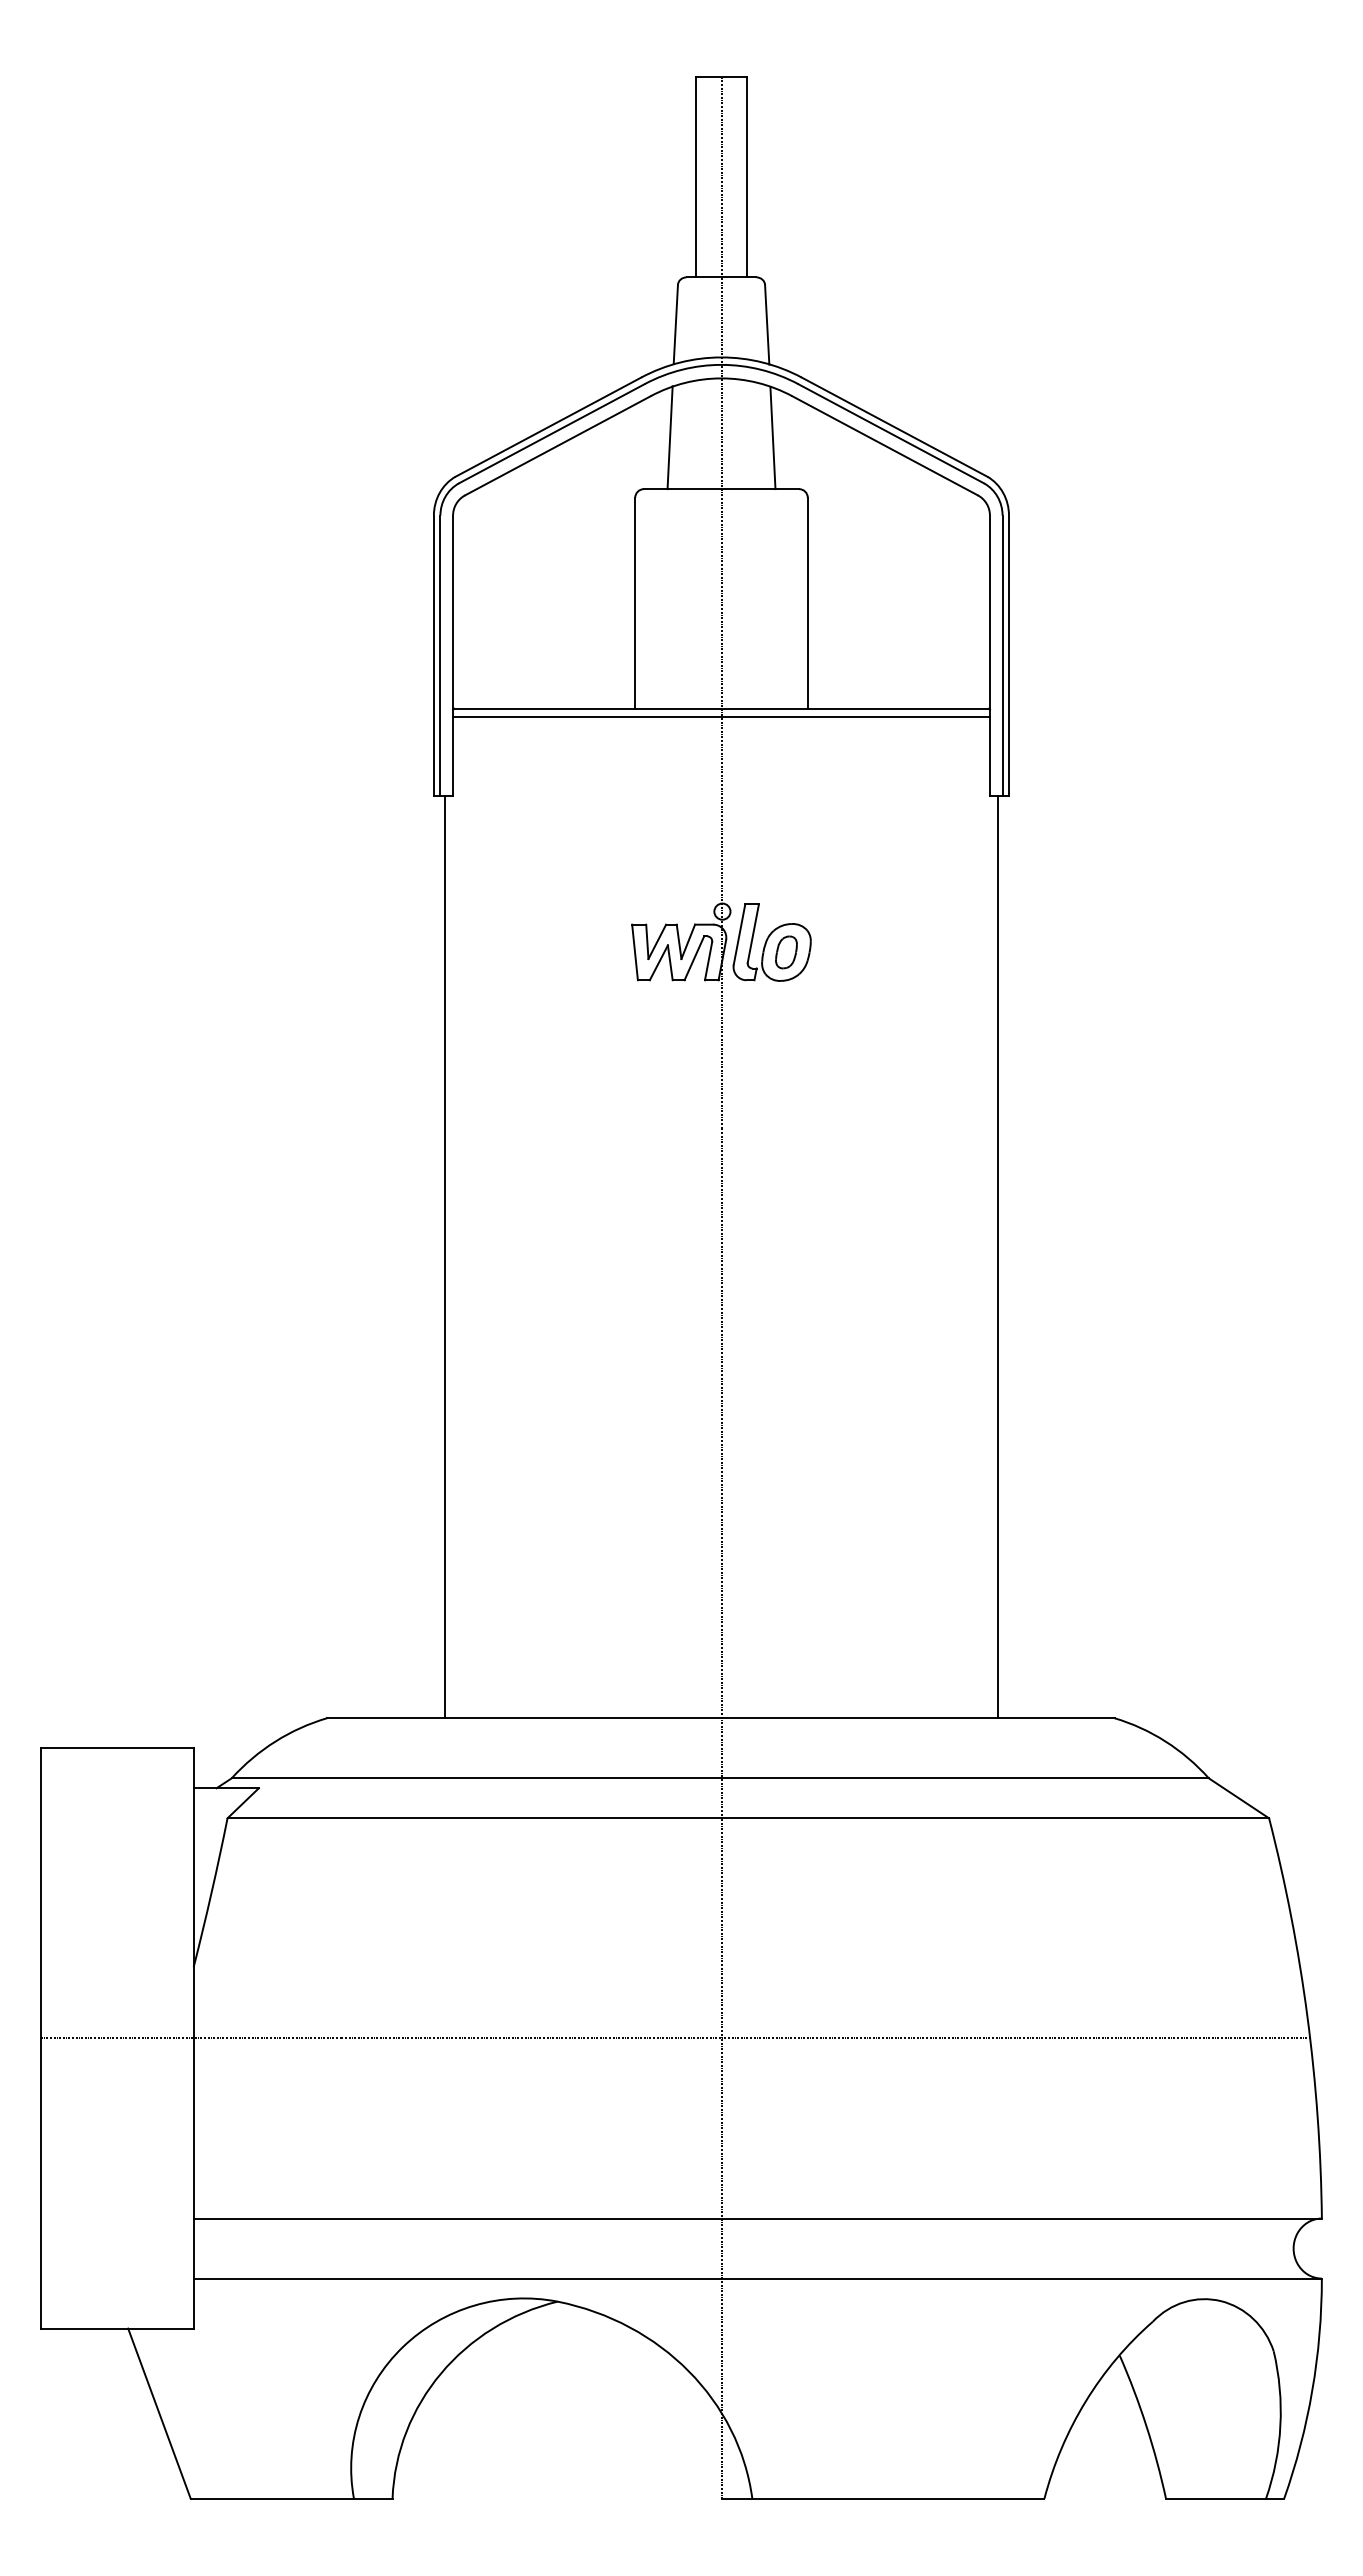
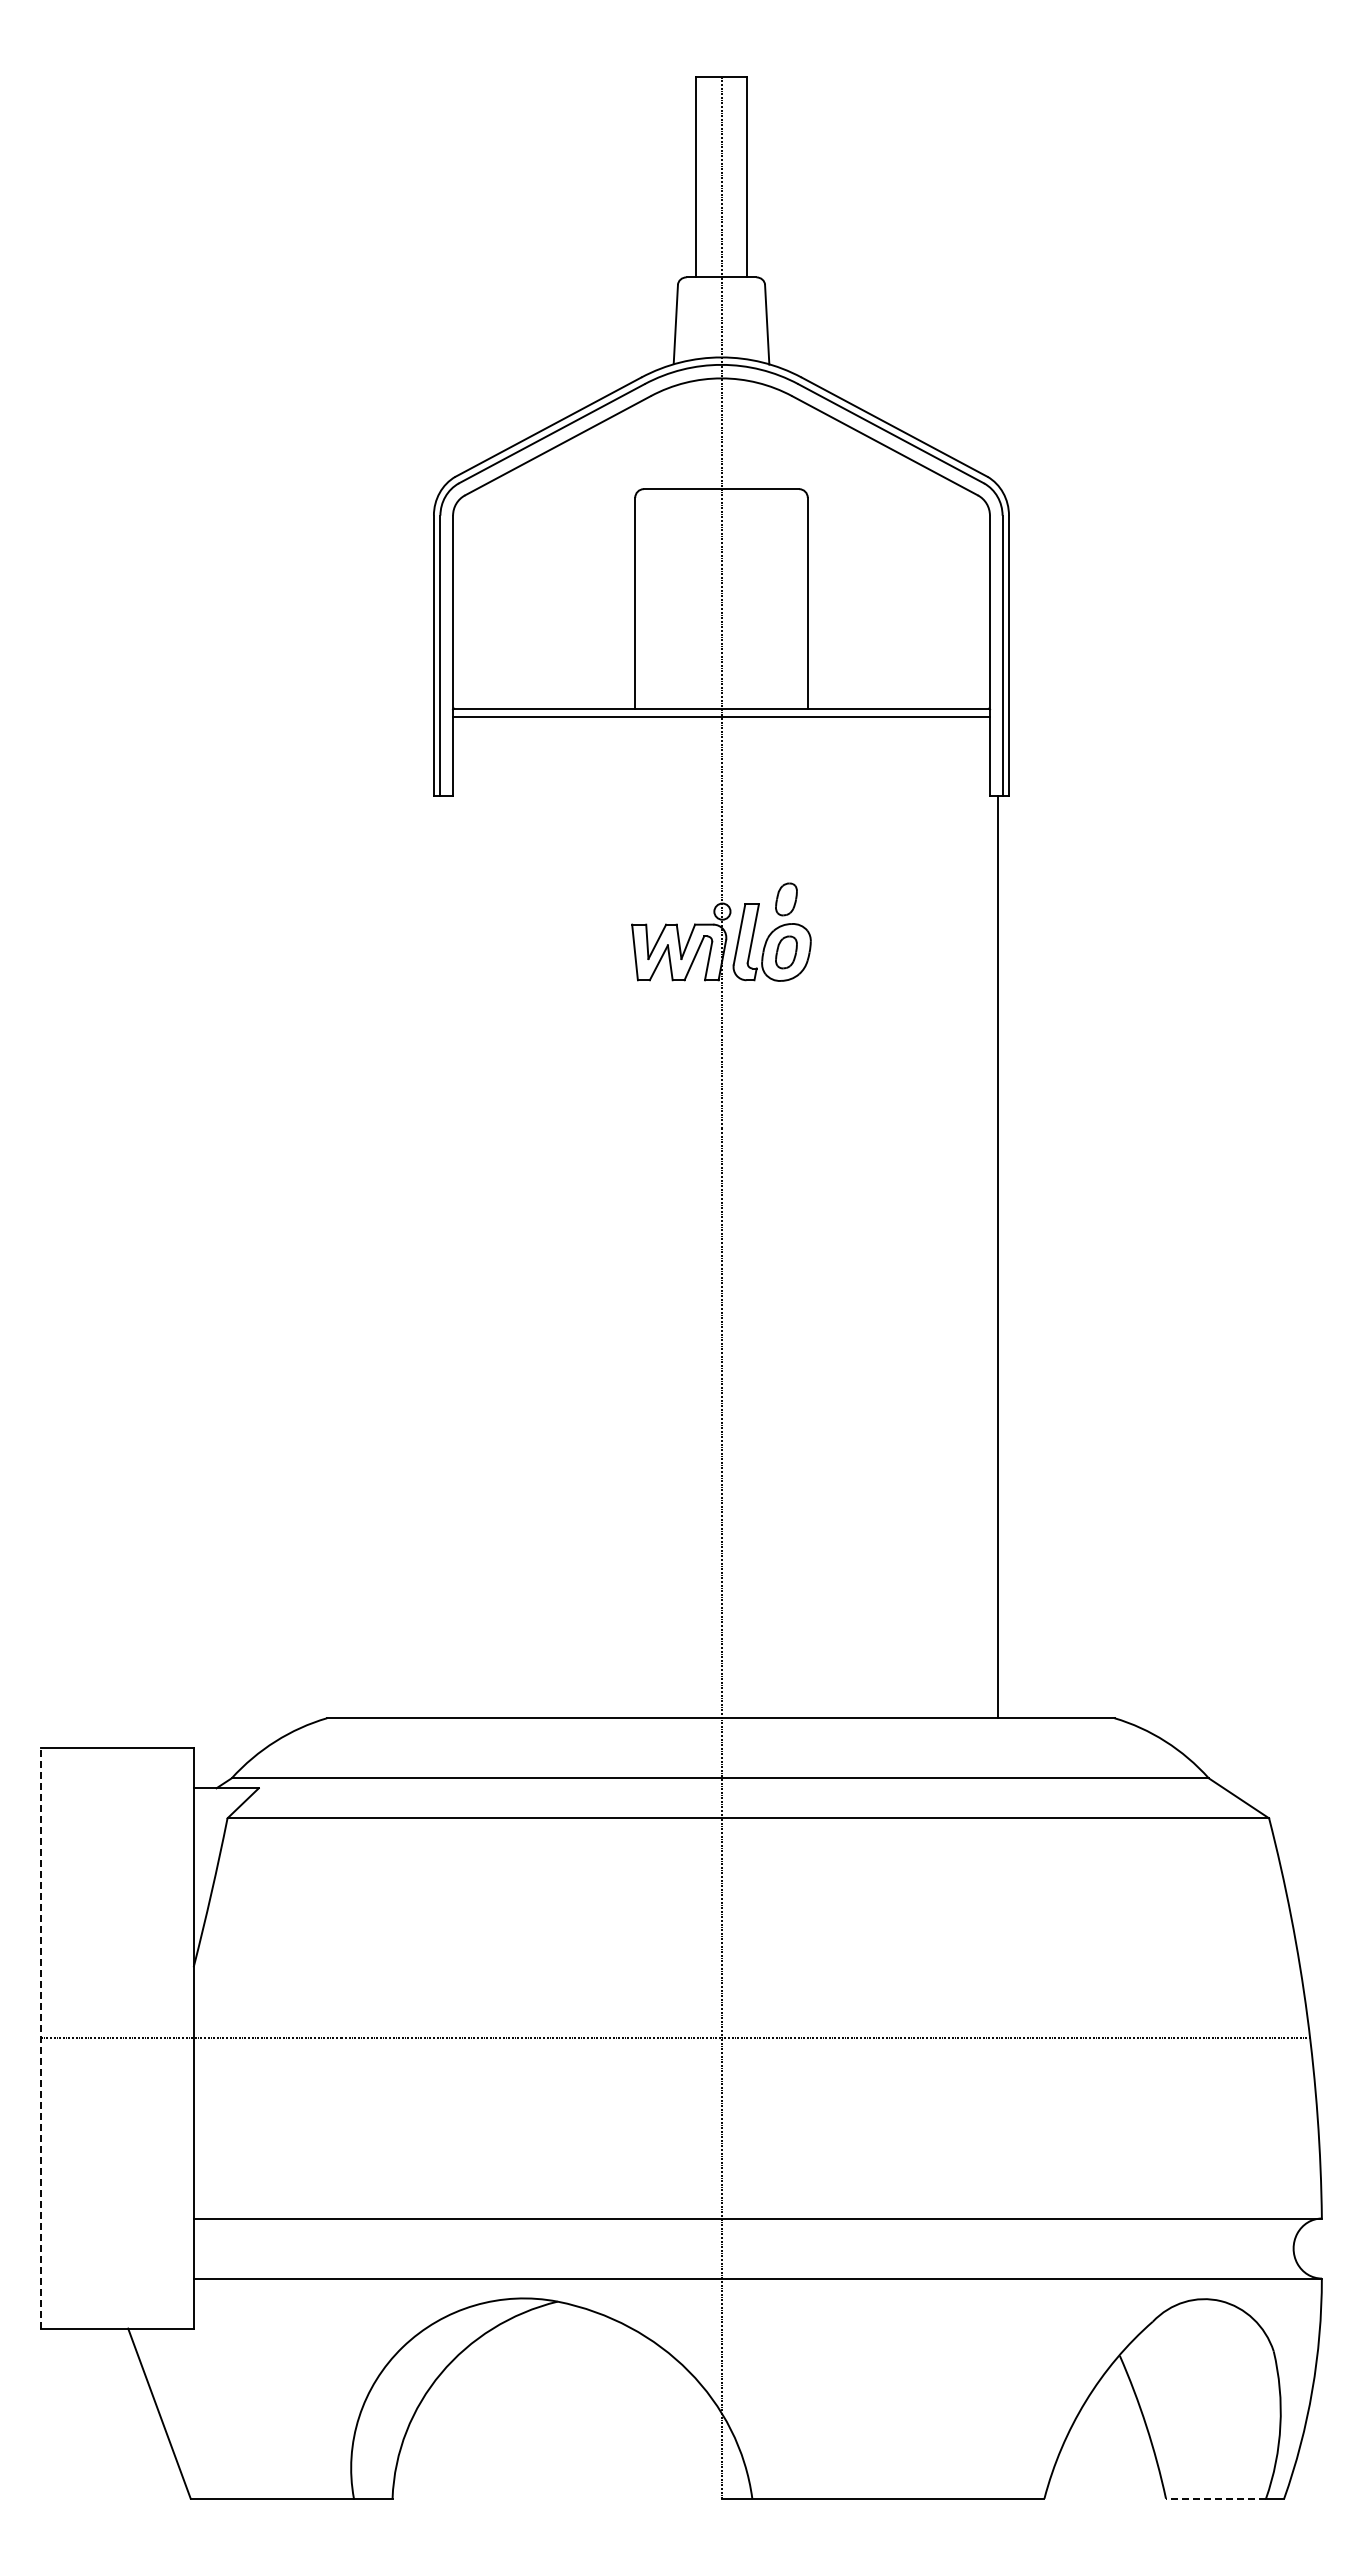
line: present -> none (669, 437)
line: present -> none (772, 438)
part: none -> present (786, 899)
line: present -> none (445, 1257)
line: solid -> dashed (41, 2037)
line: solid -> dashed (1216, 2498)
